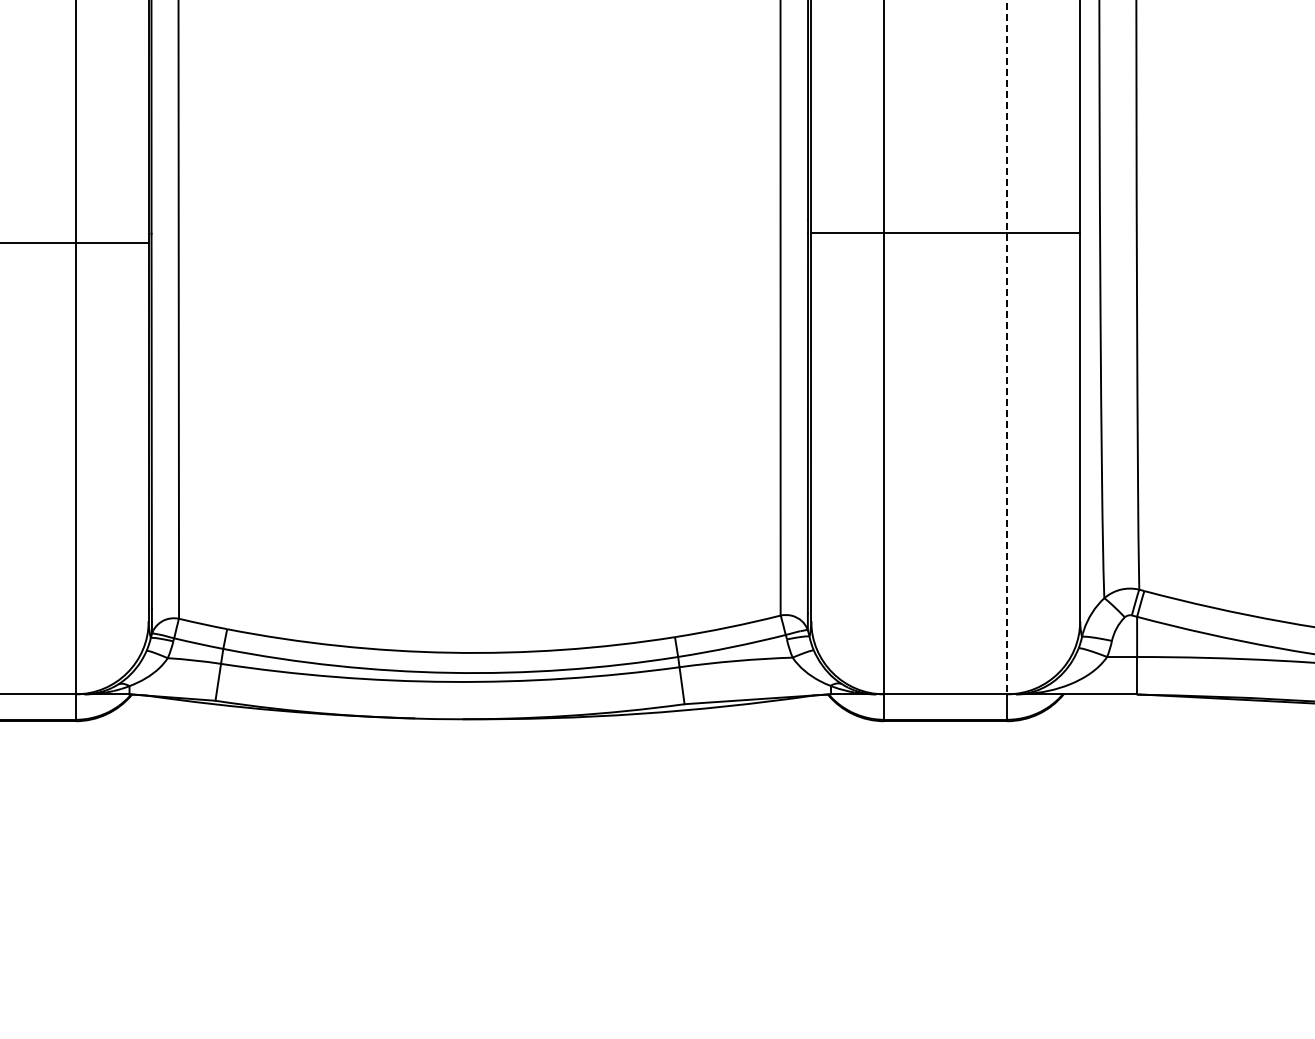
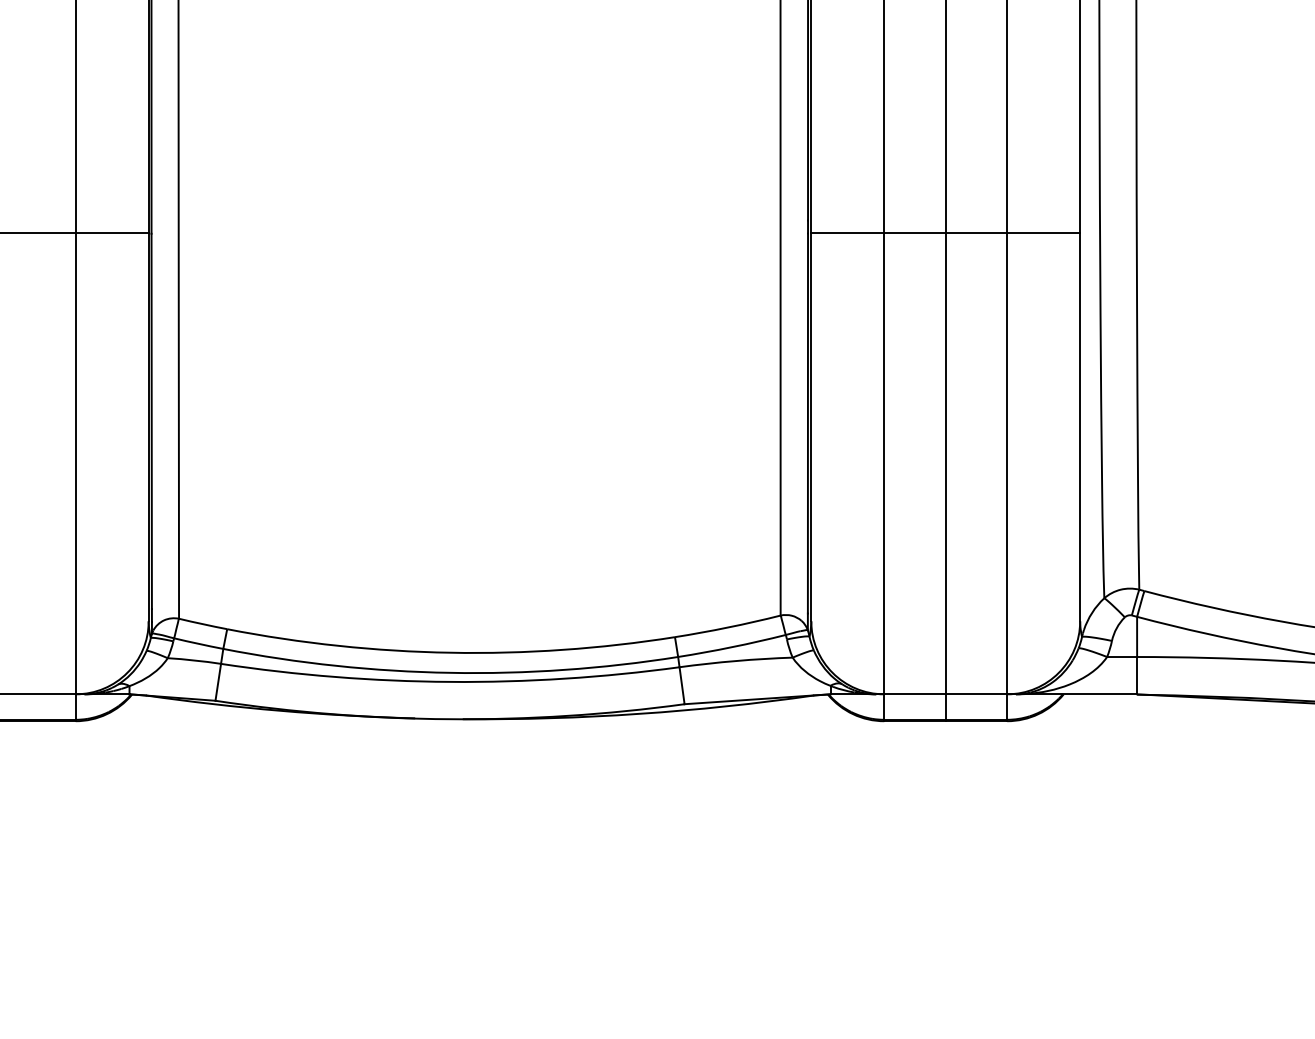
line position: (75, 243) -> (75, 233) (75, 233)
line: dashed -> solid (1007, 347)
line: none -> present (945, 361)
